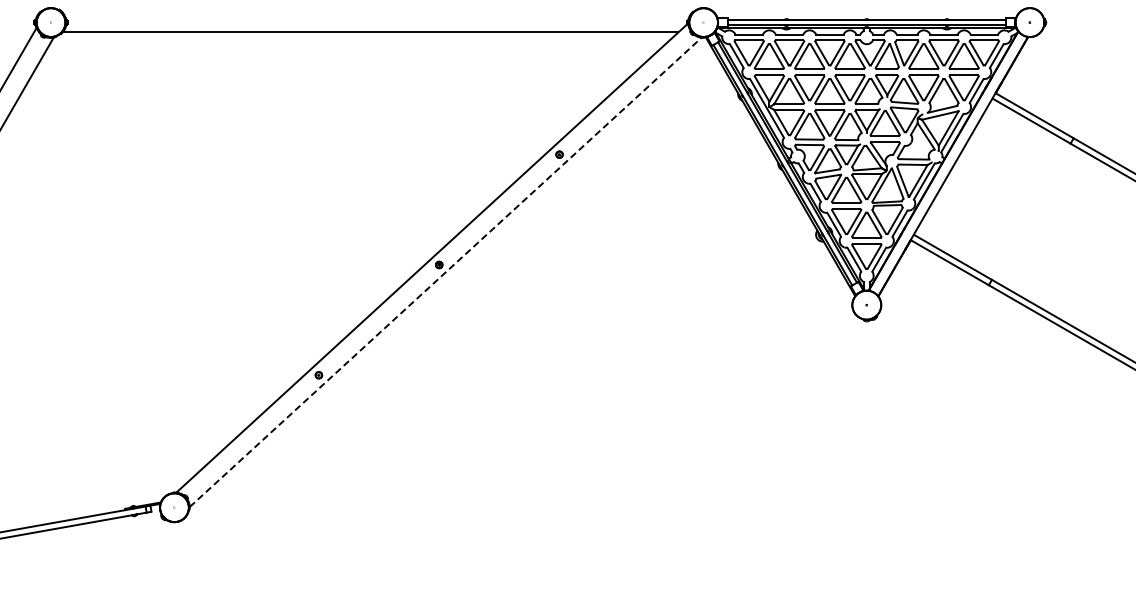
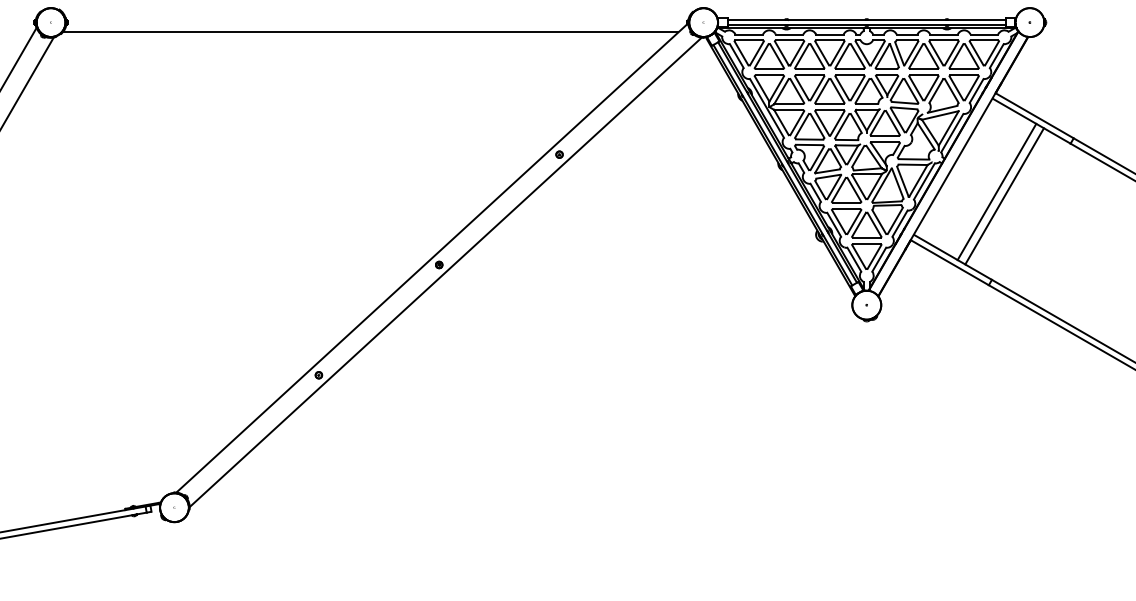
line: none -> present (996, 191)
line: none -> present (1004, 196)
line: dashed -> solid (446, 272)
